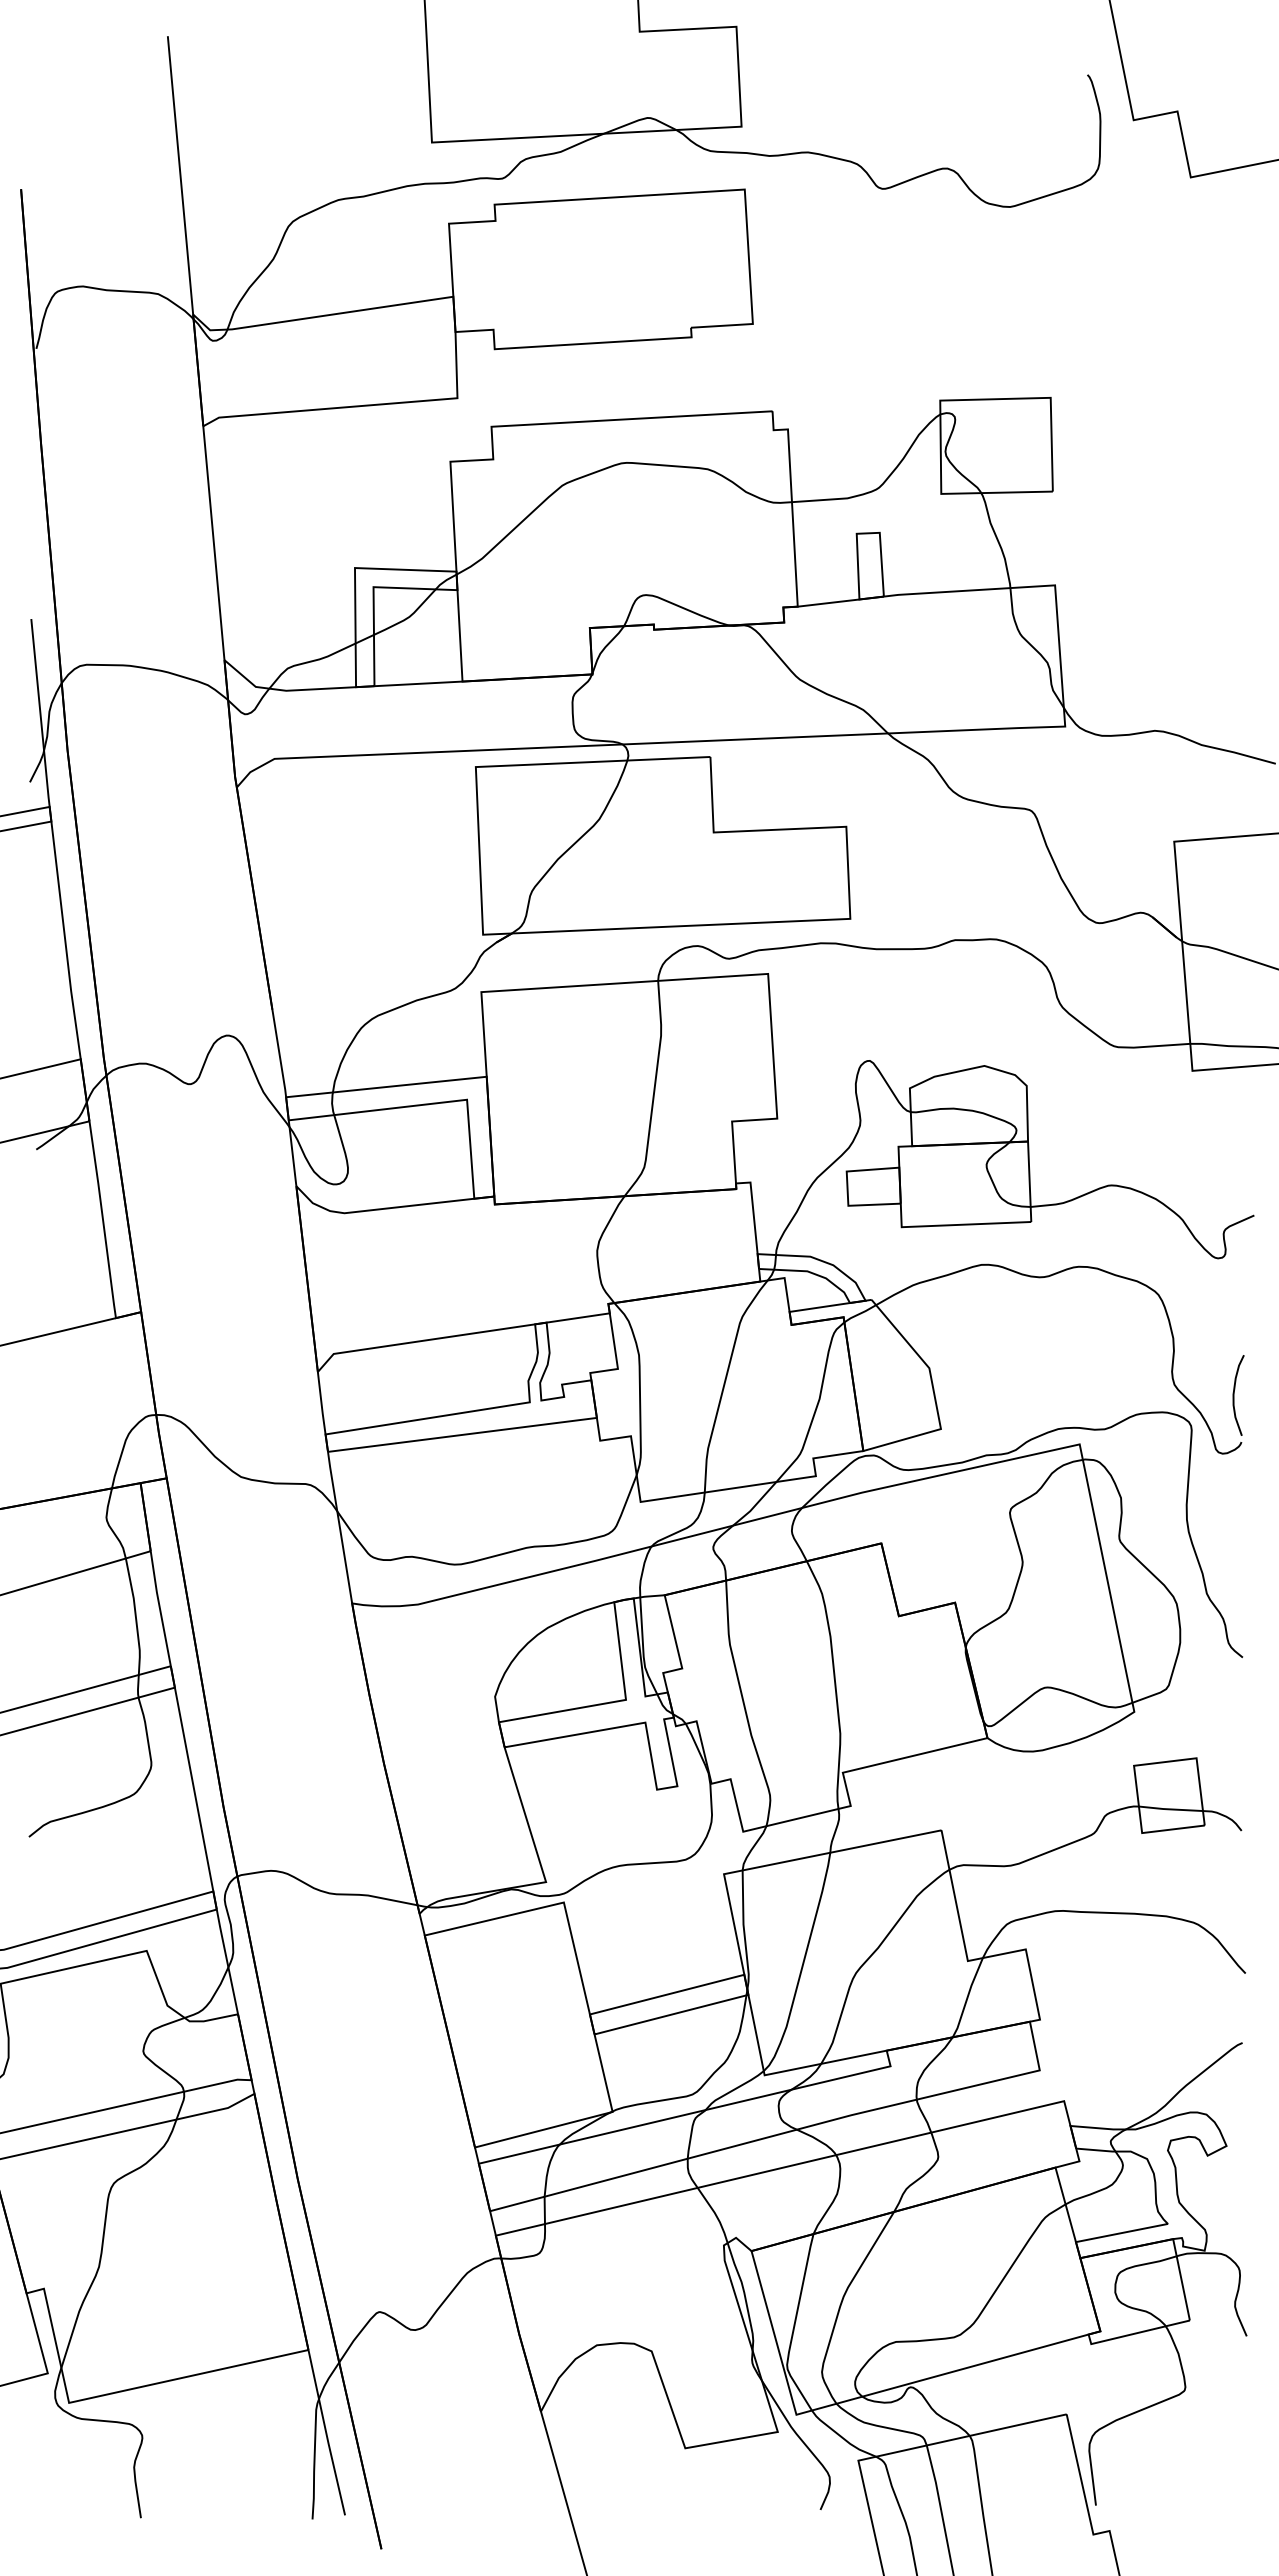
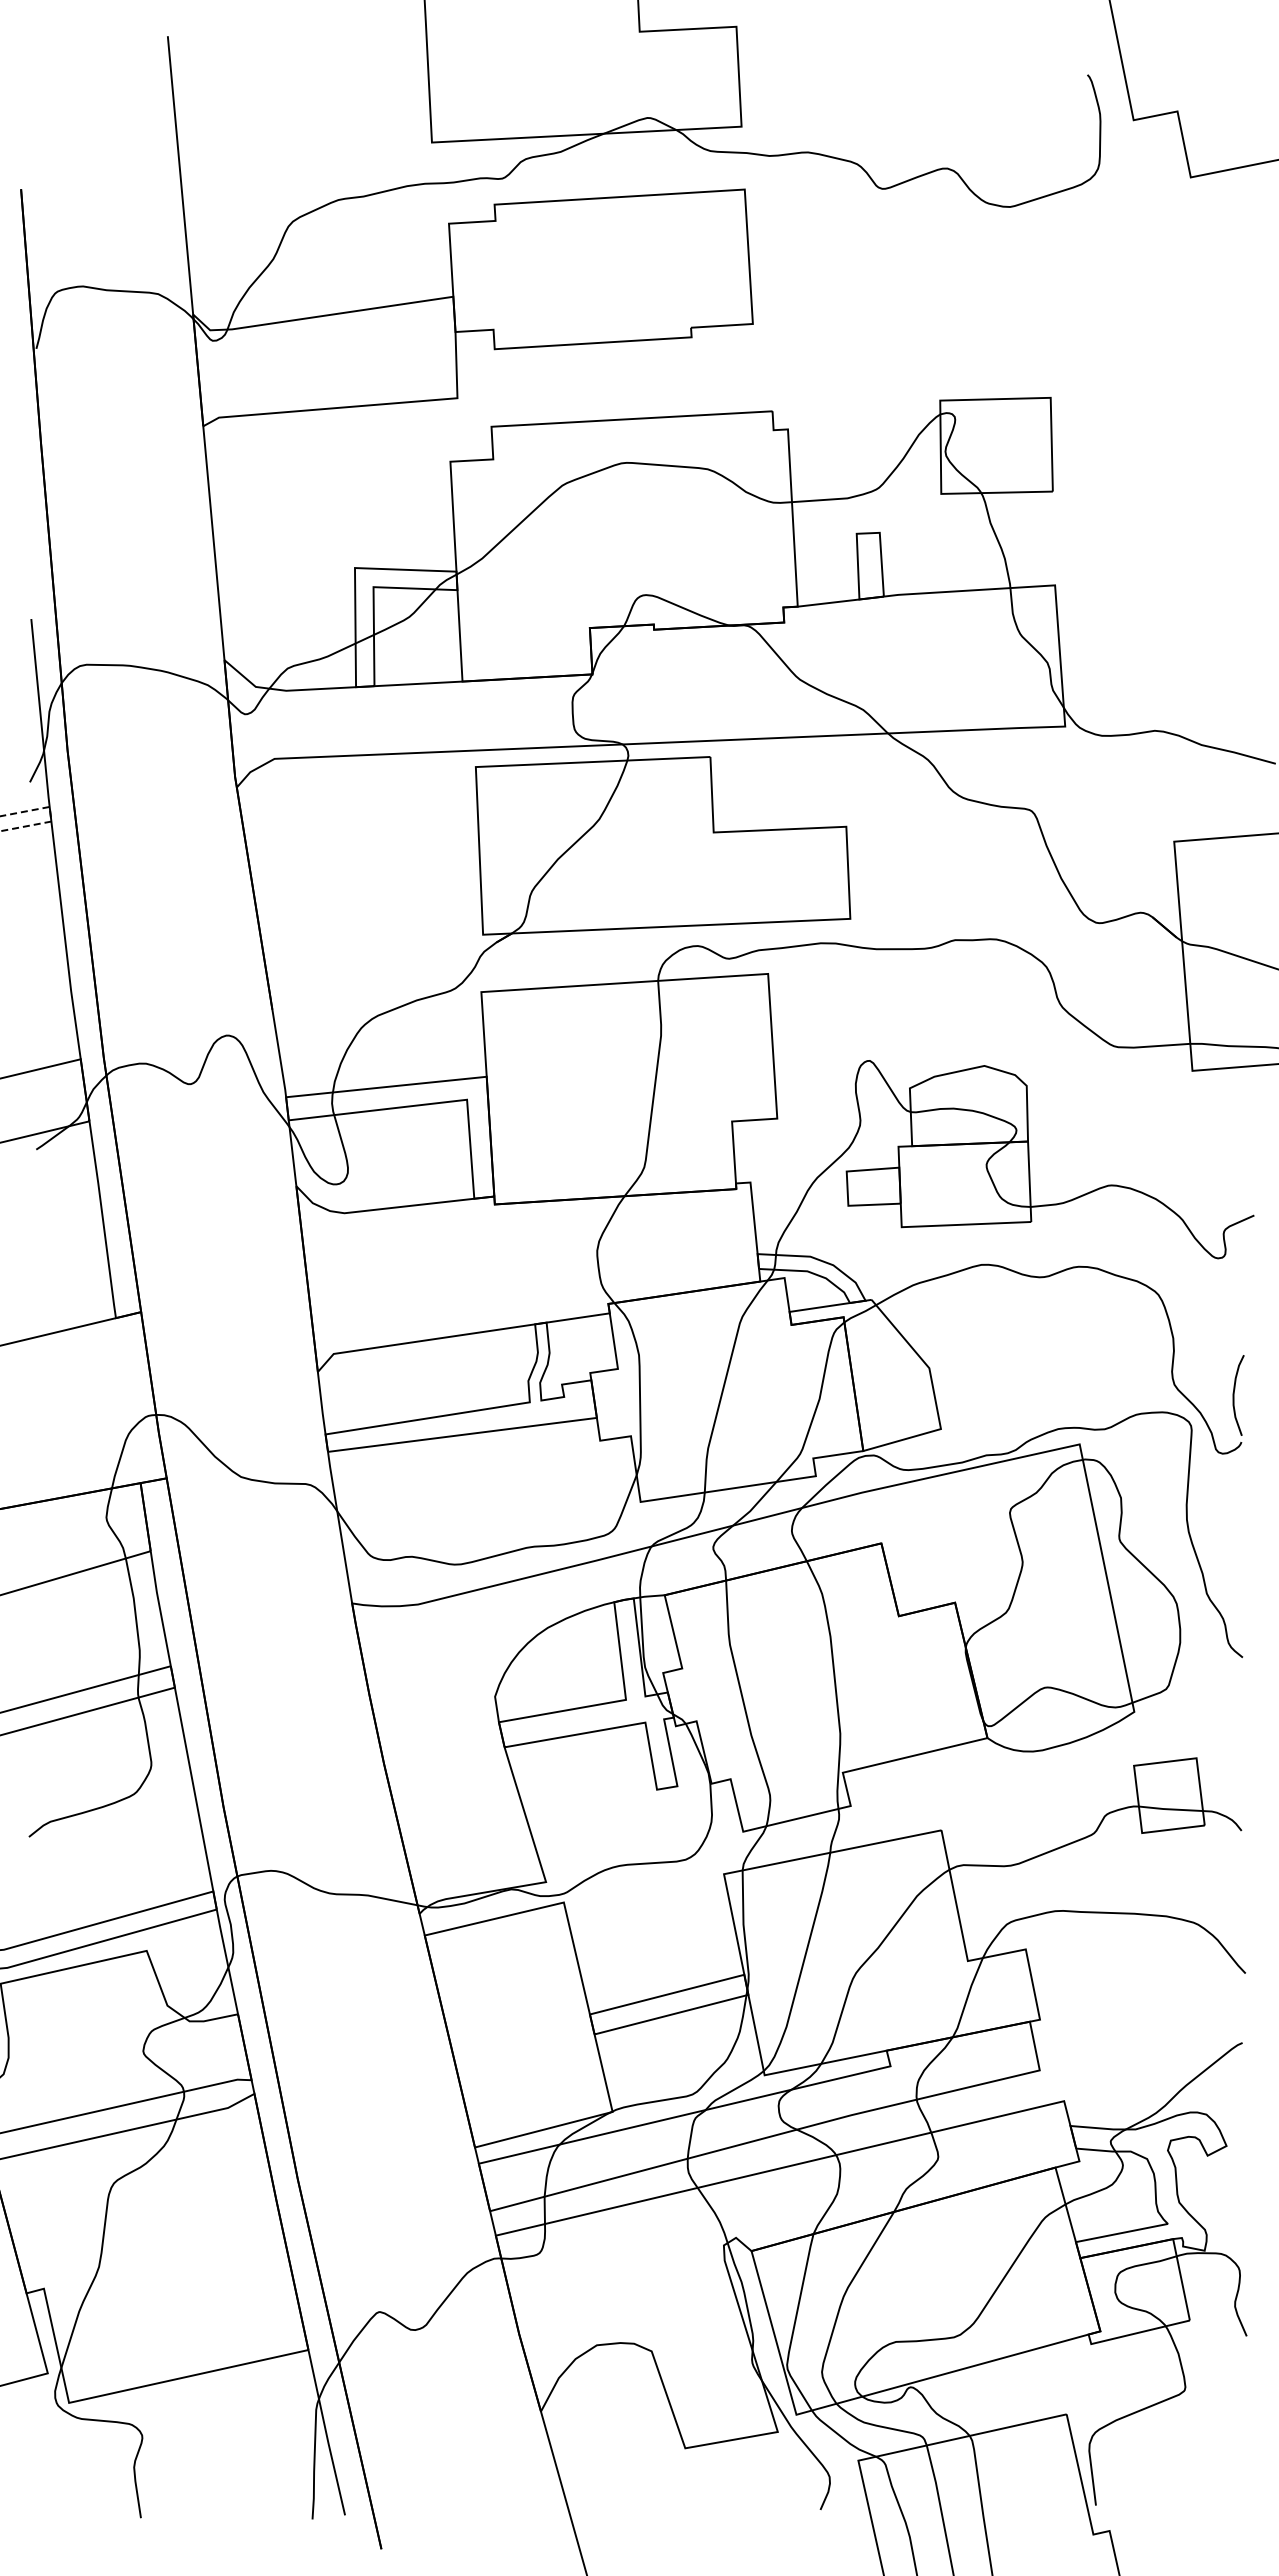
line: solid -> dashed (50, 814)
